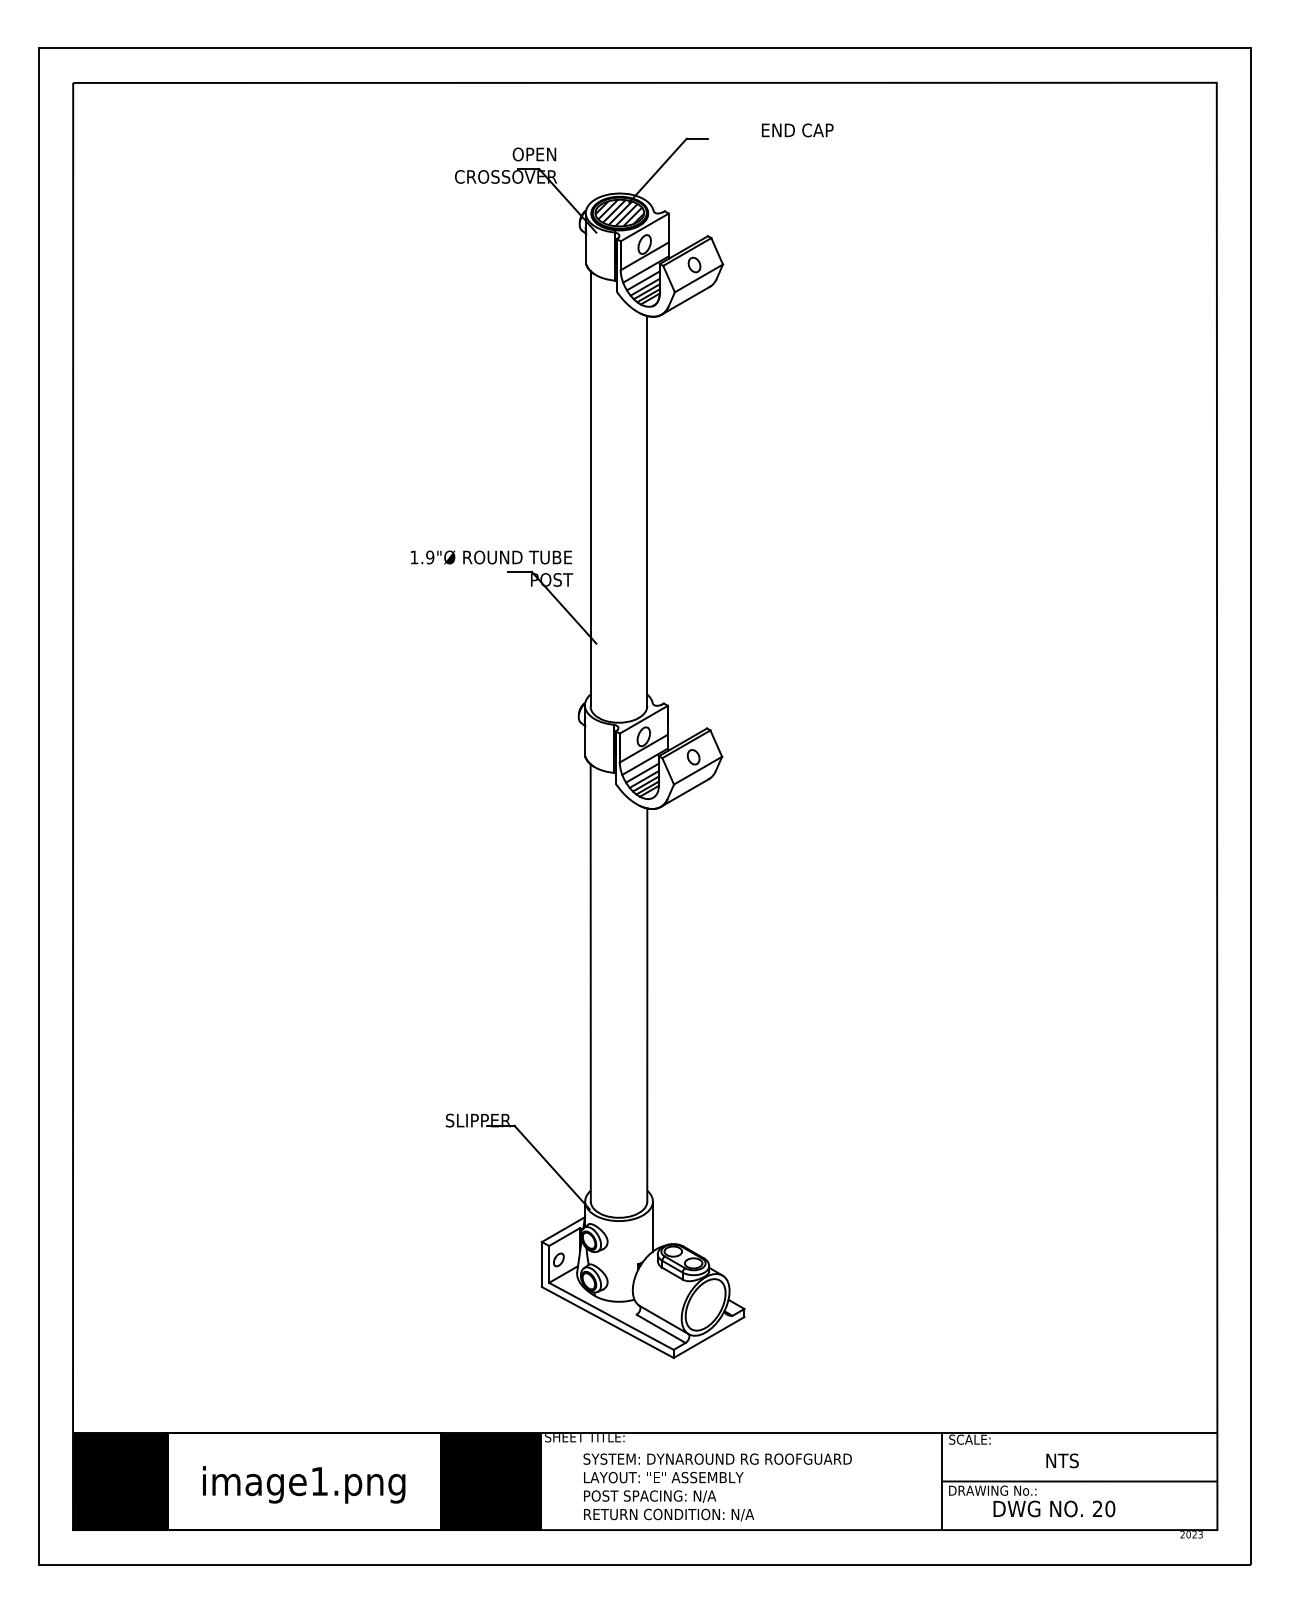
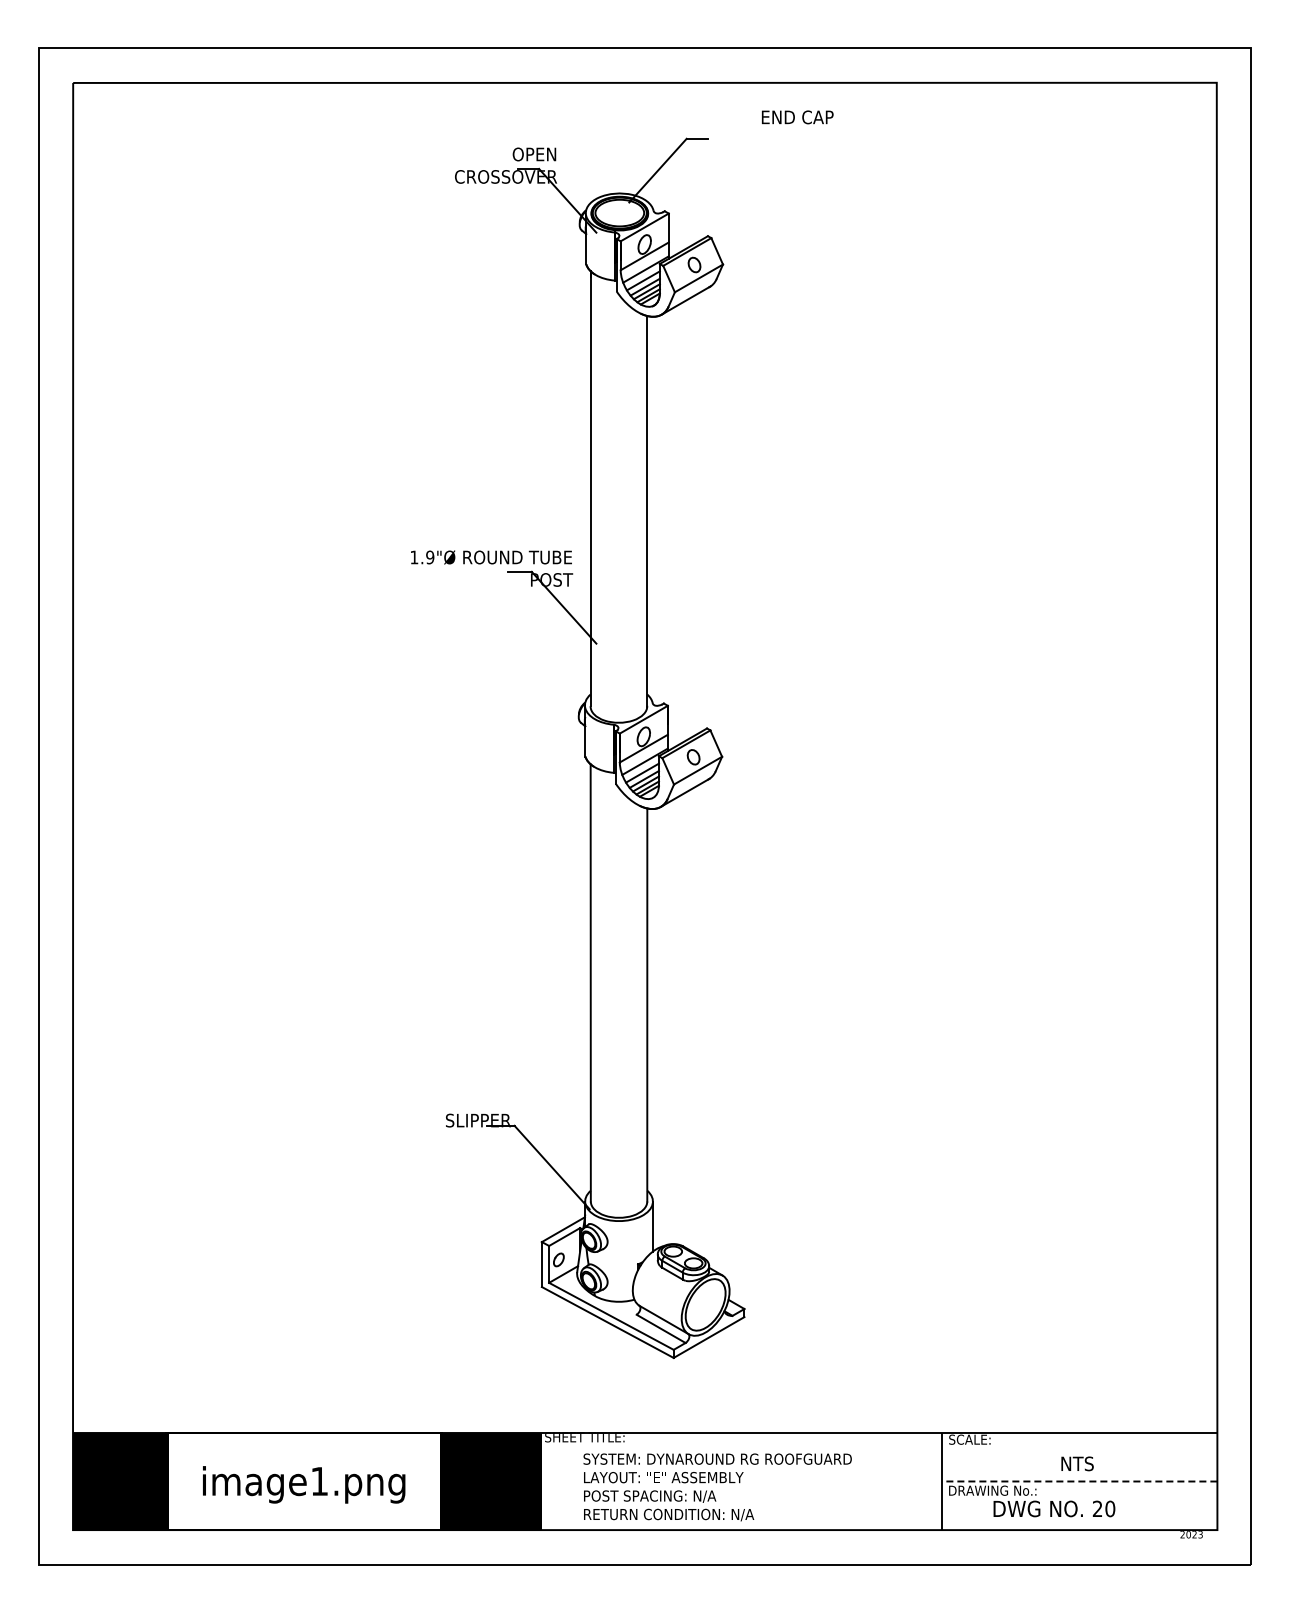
text position: (797, 130) -> (797, 117) (797, 117)
hatch: present -> none (619, 212)
text position: (1062, 1460) -> (1077, 1463) (1077, 1463)
line: solid -> dashed (1079, 1481)
